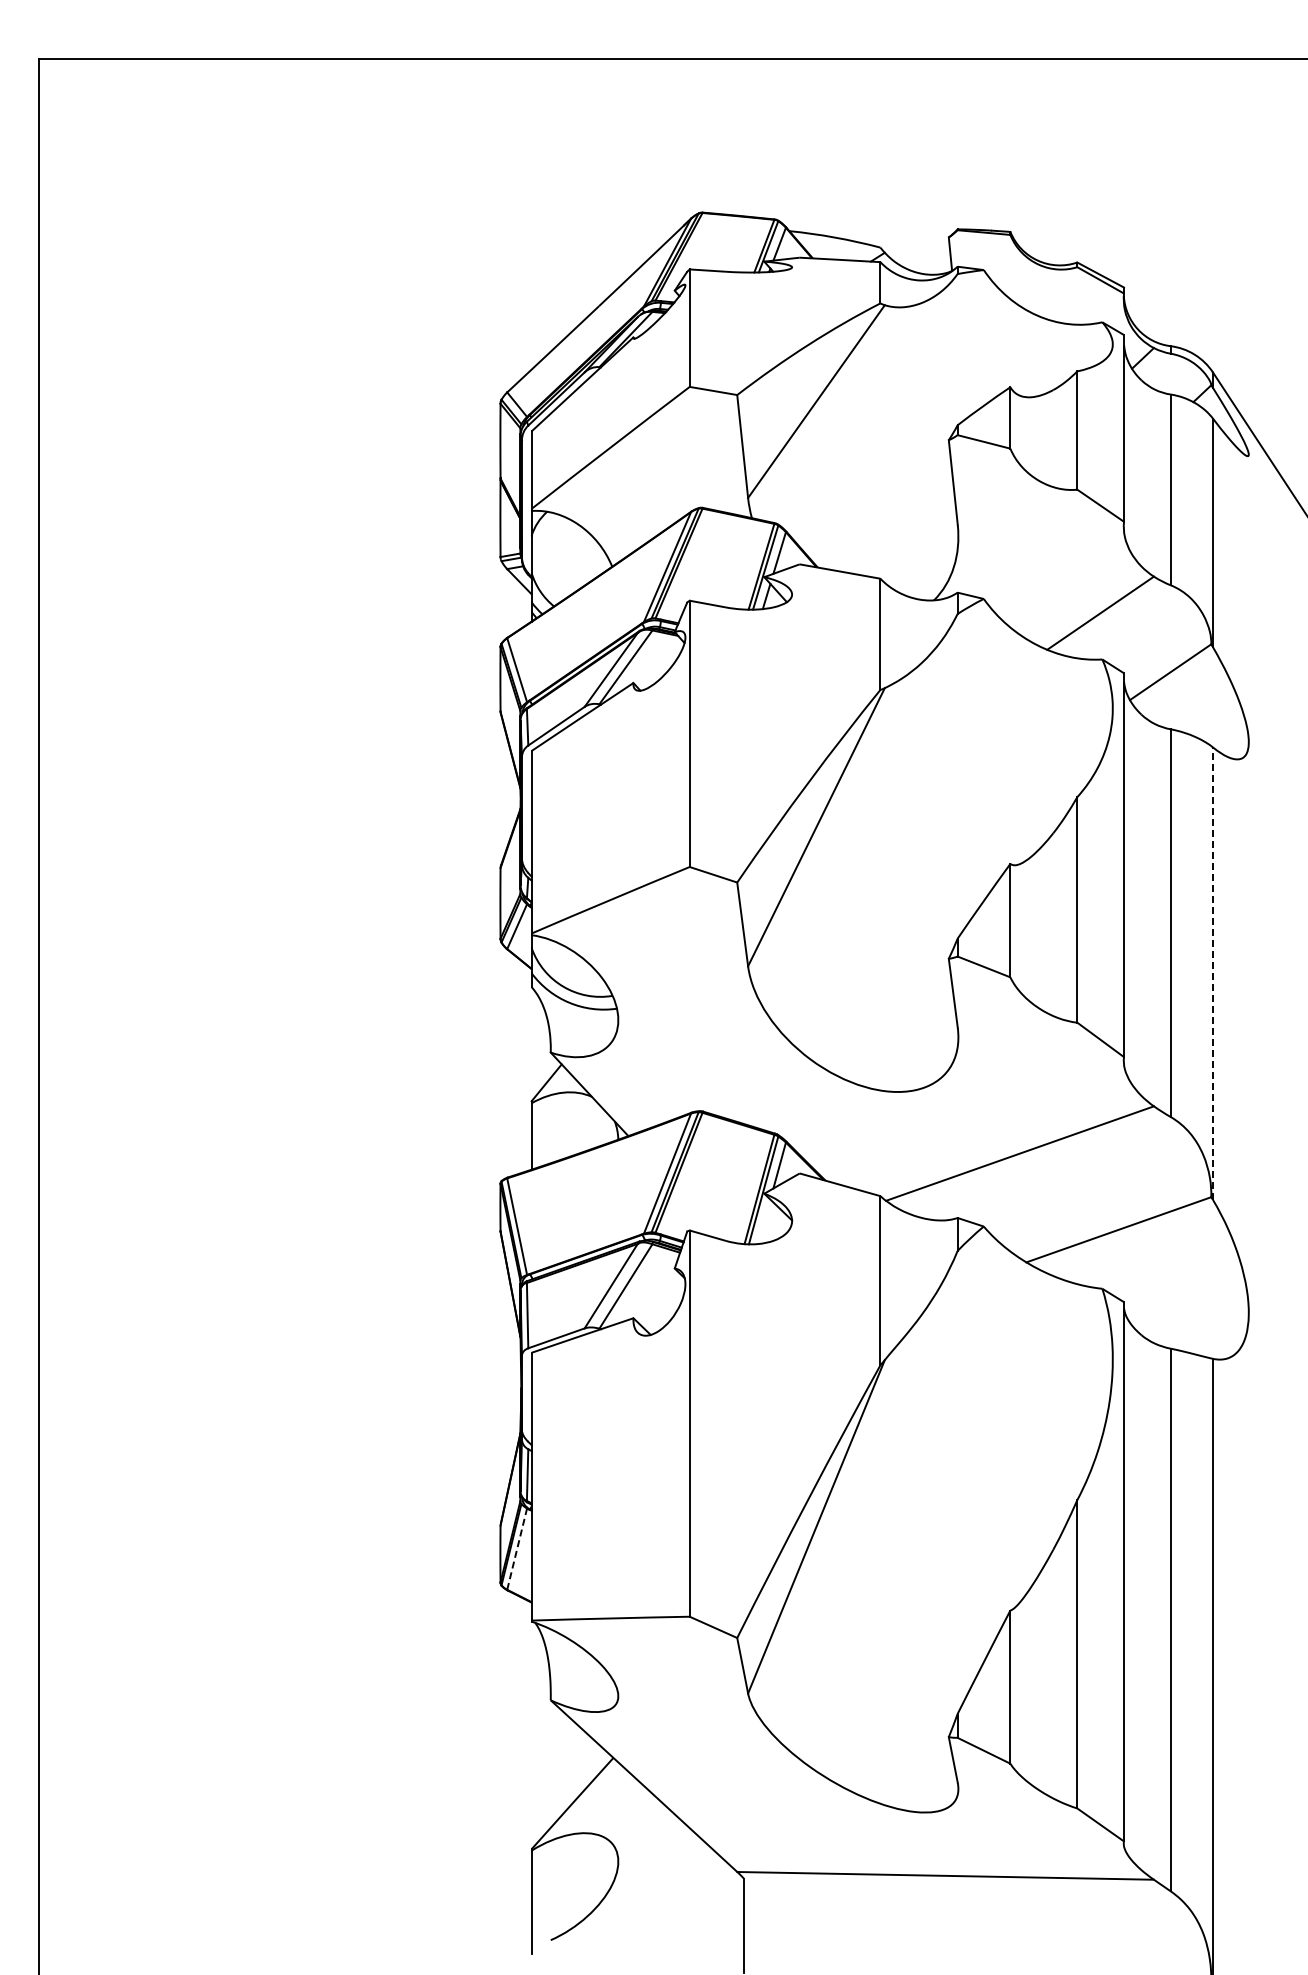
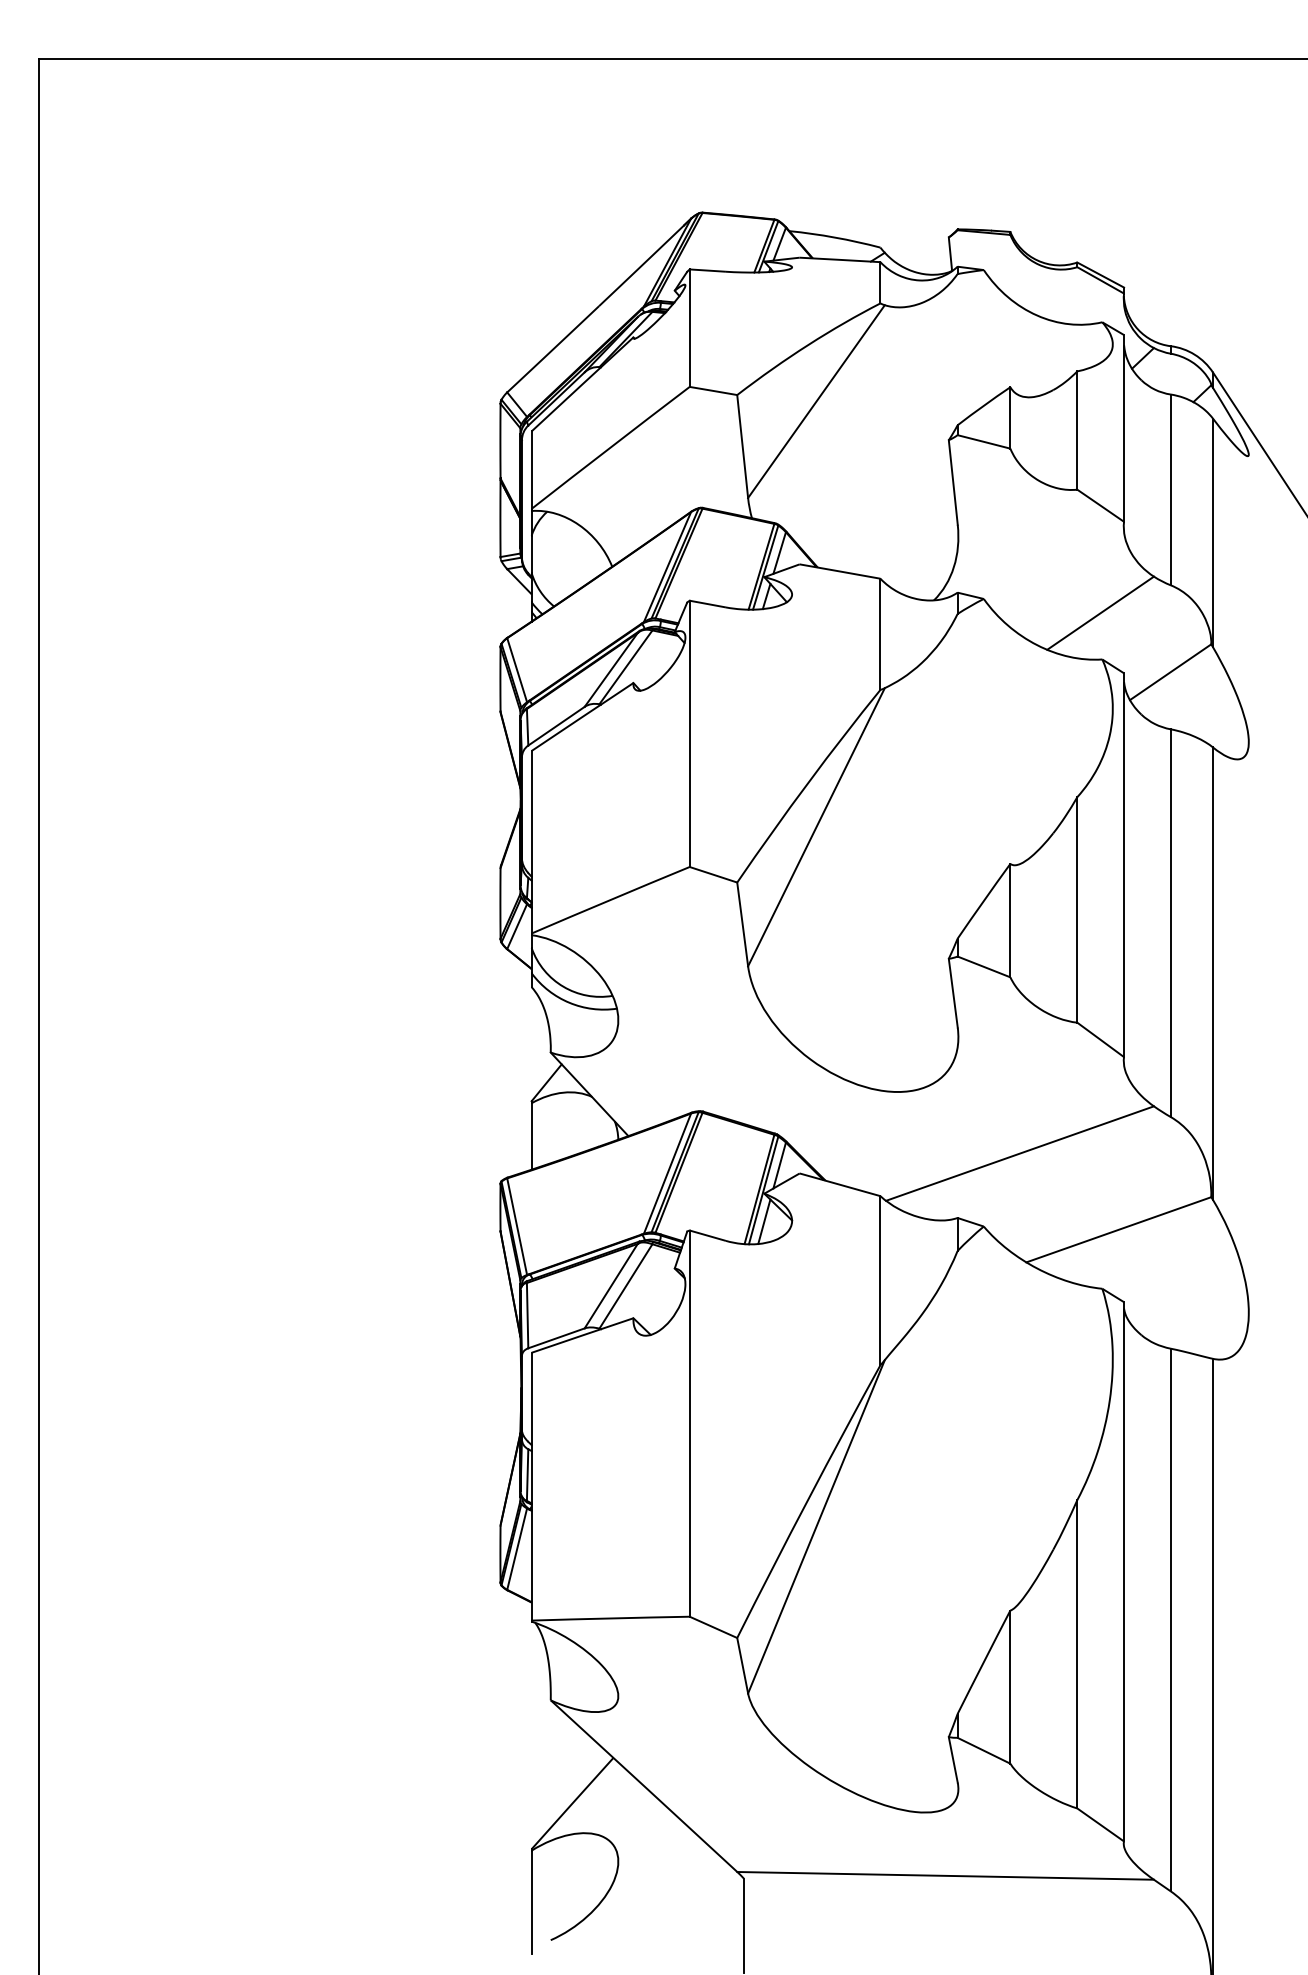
line: dashed -> solid (1213, 973)
line: none -> present (764, 1221)
line: dashed -> solid (517, 1549)
